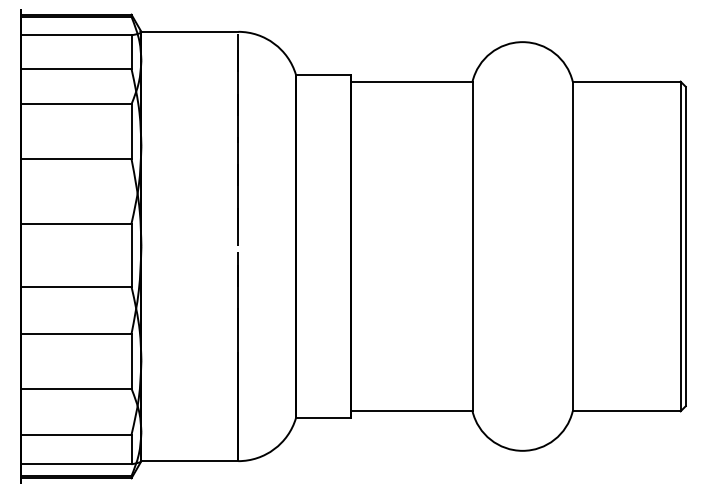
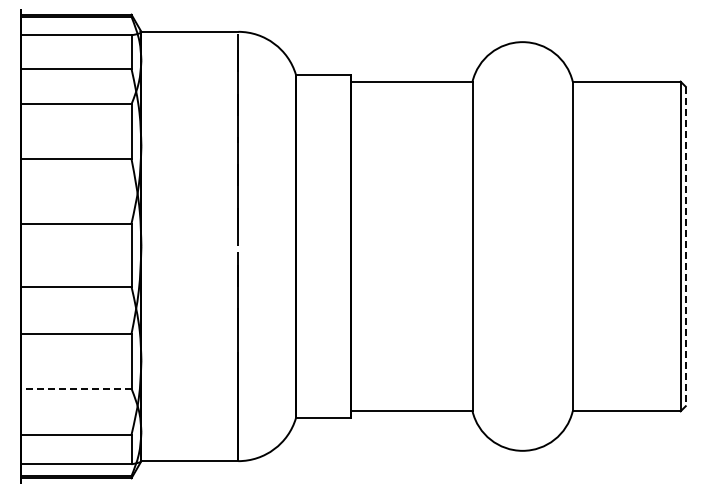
line: solid -> dashed (685, 246)
line: solid -> dashed (75, 388)
